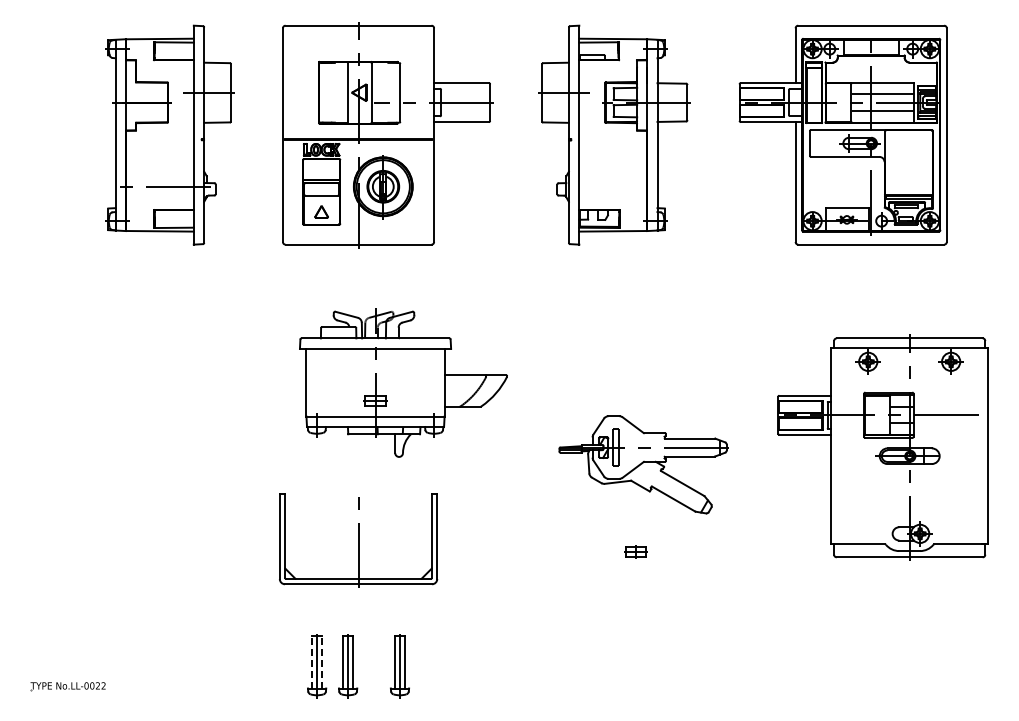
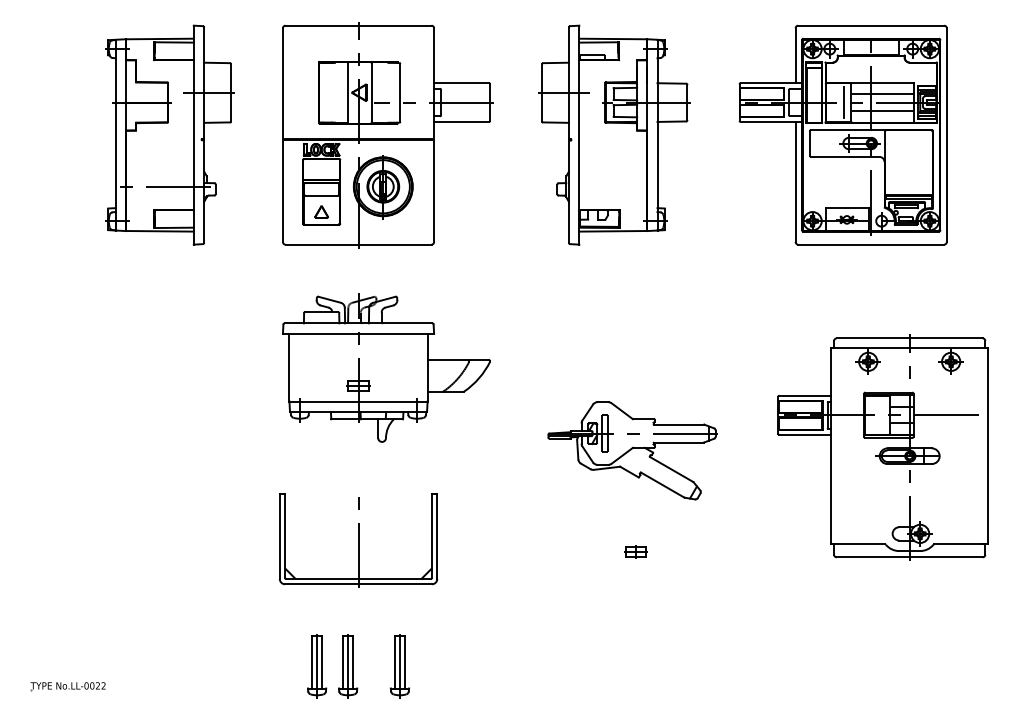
line: none -> present (843, 102)
part position: (403, 382) -> (386, 367) (386, 367)
part position: (643, 464) -> (632, 450) (632, 450)
line: dashed -> solid (311, 661)
line: dashed -> solid (322, 661)
